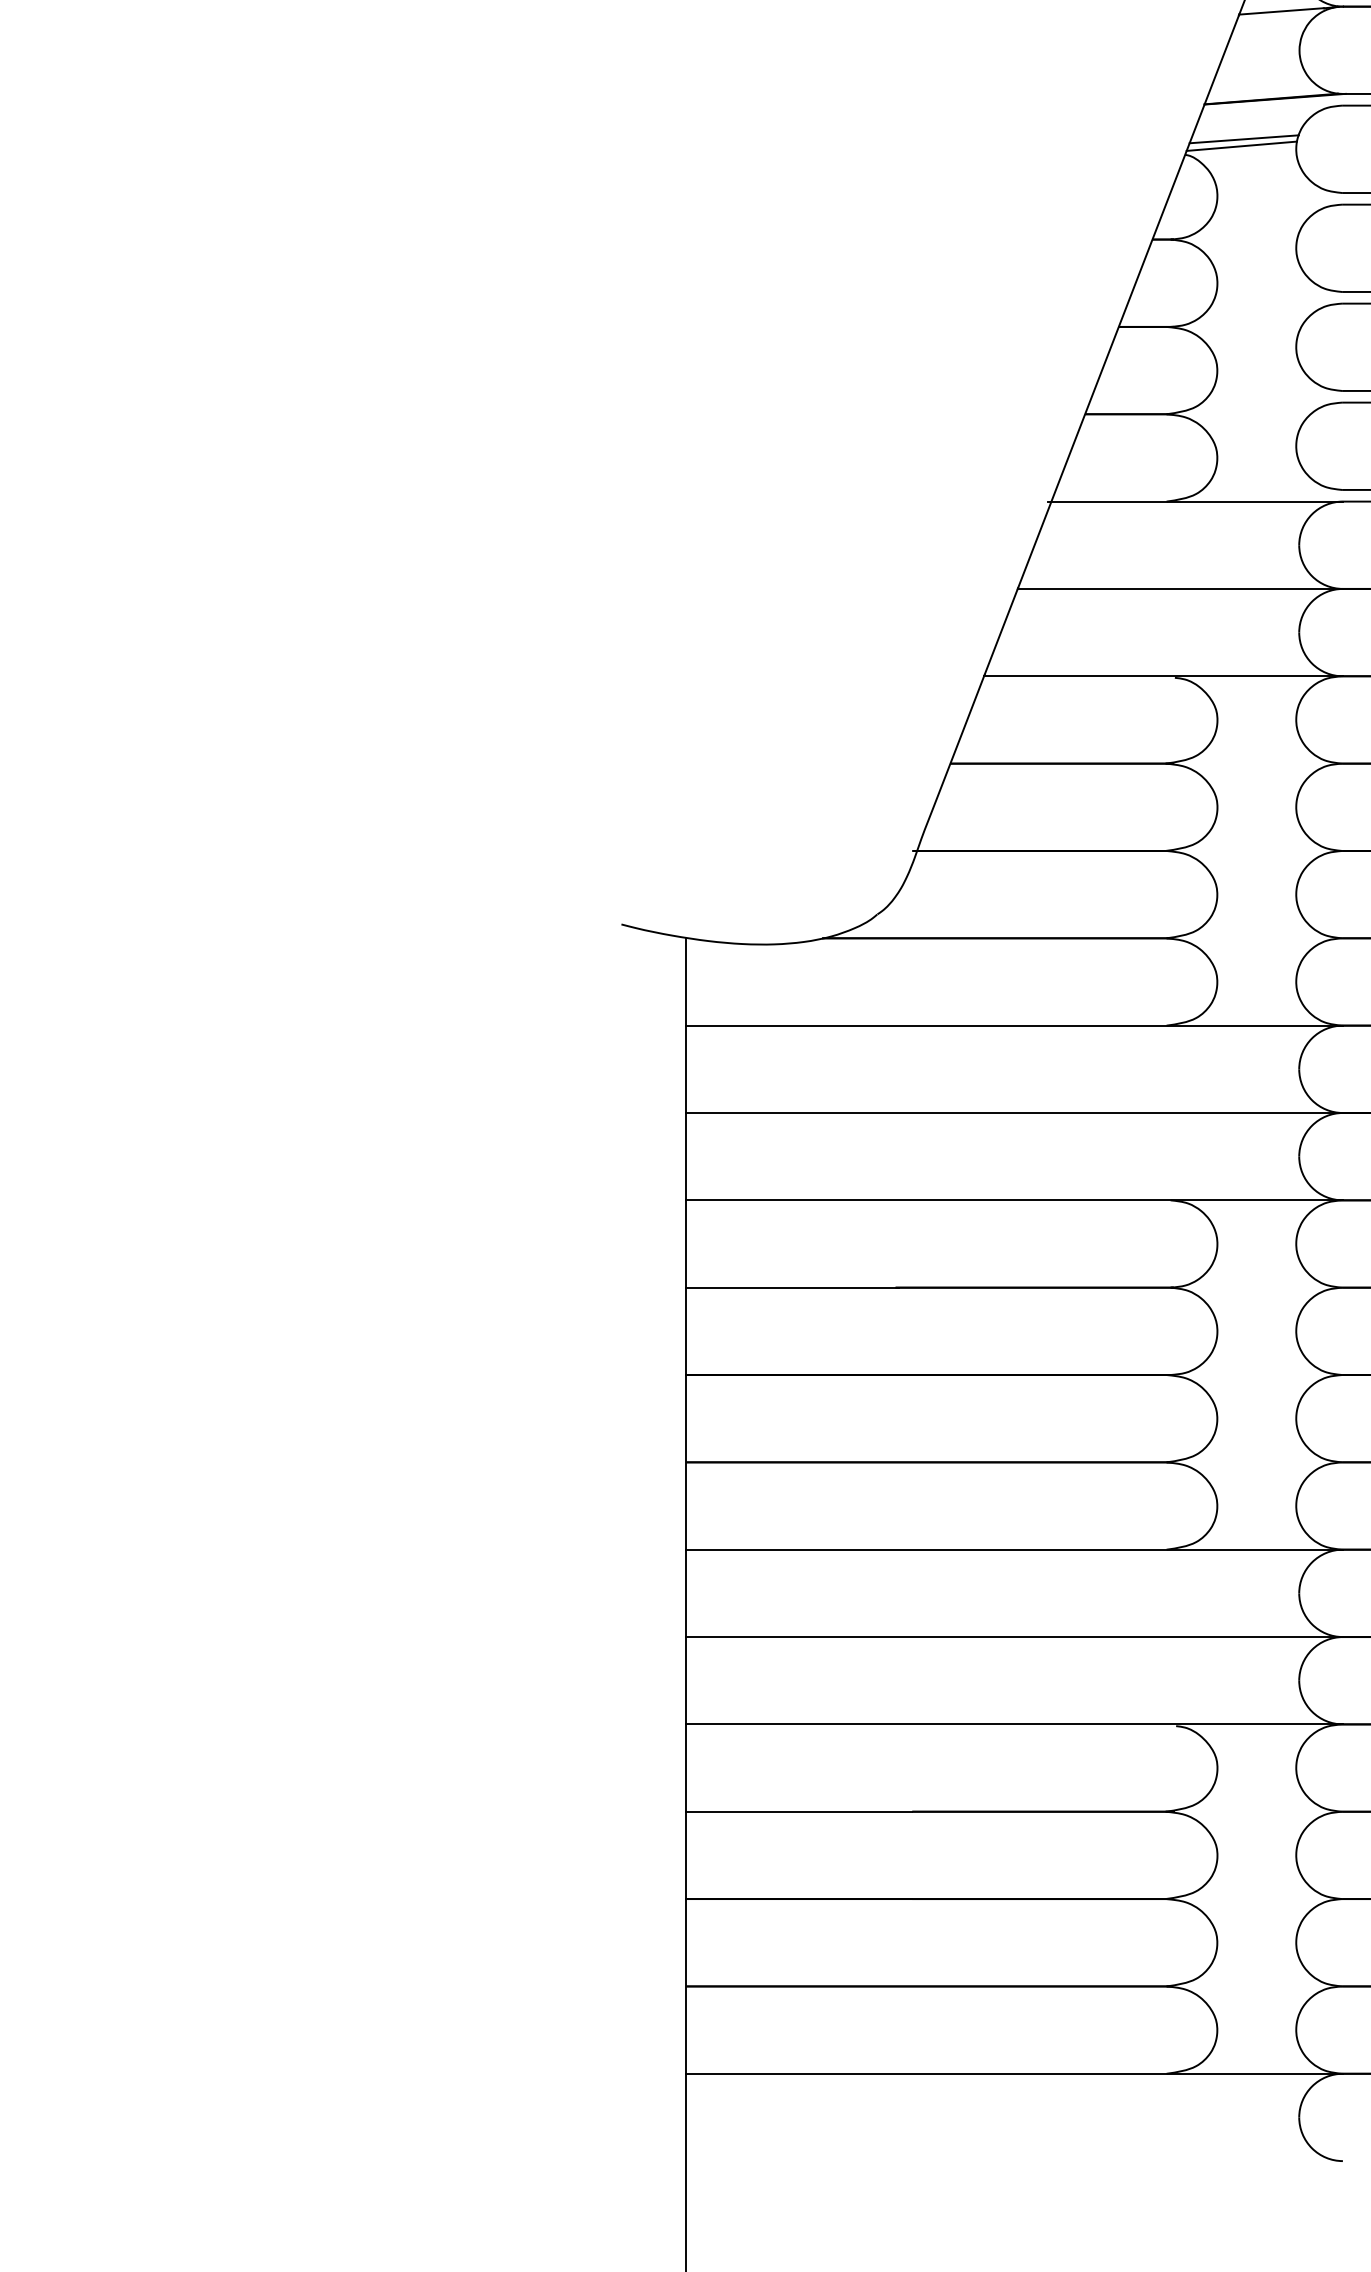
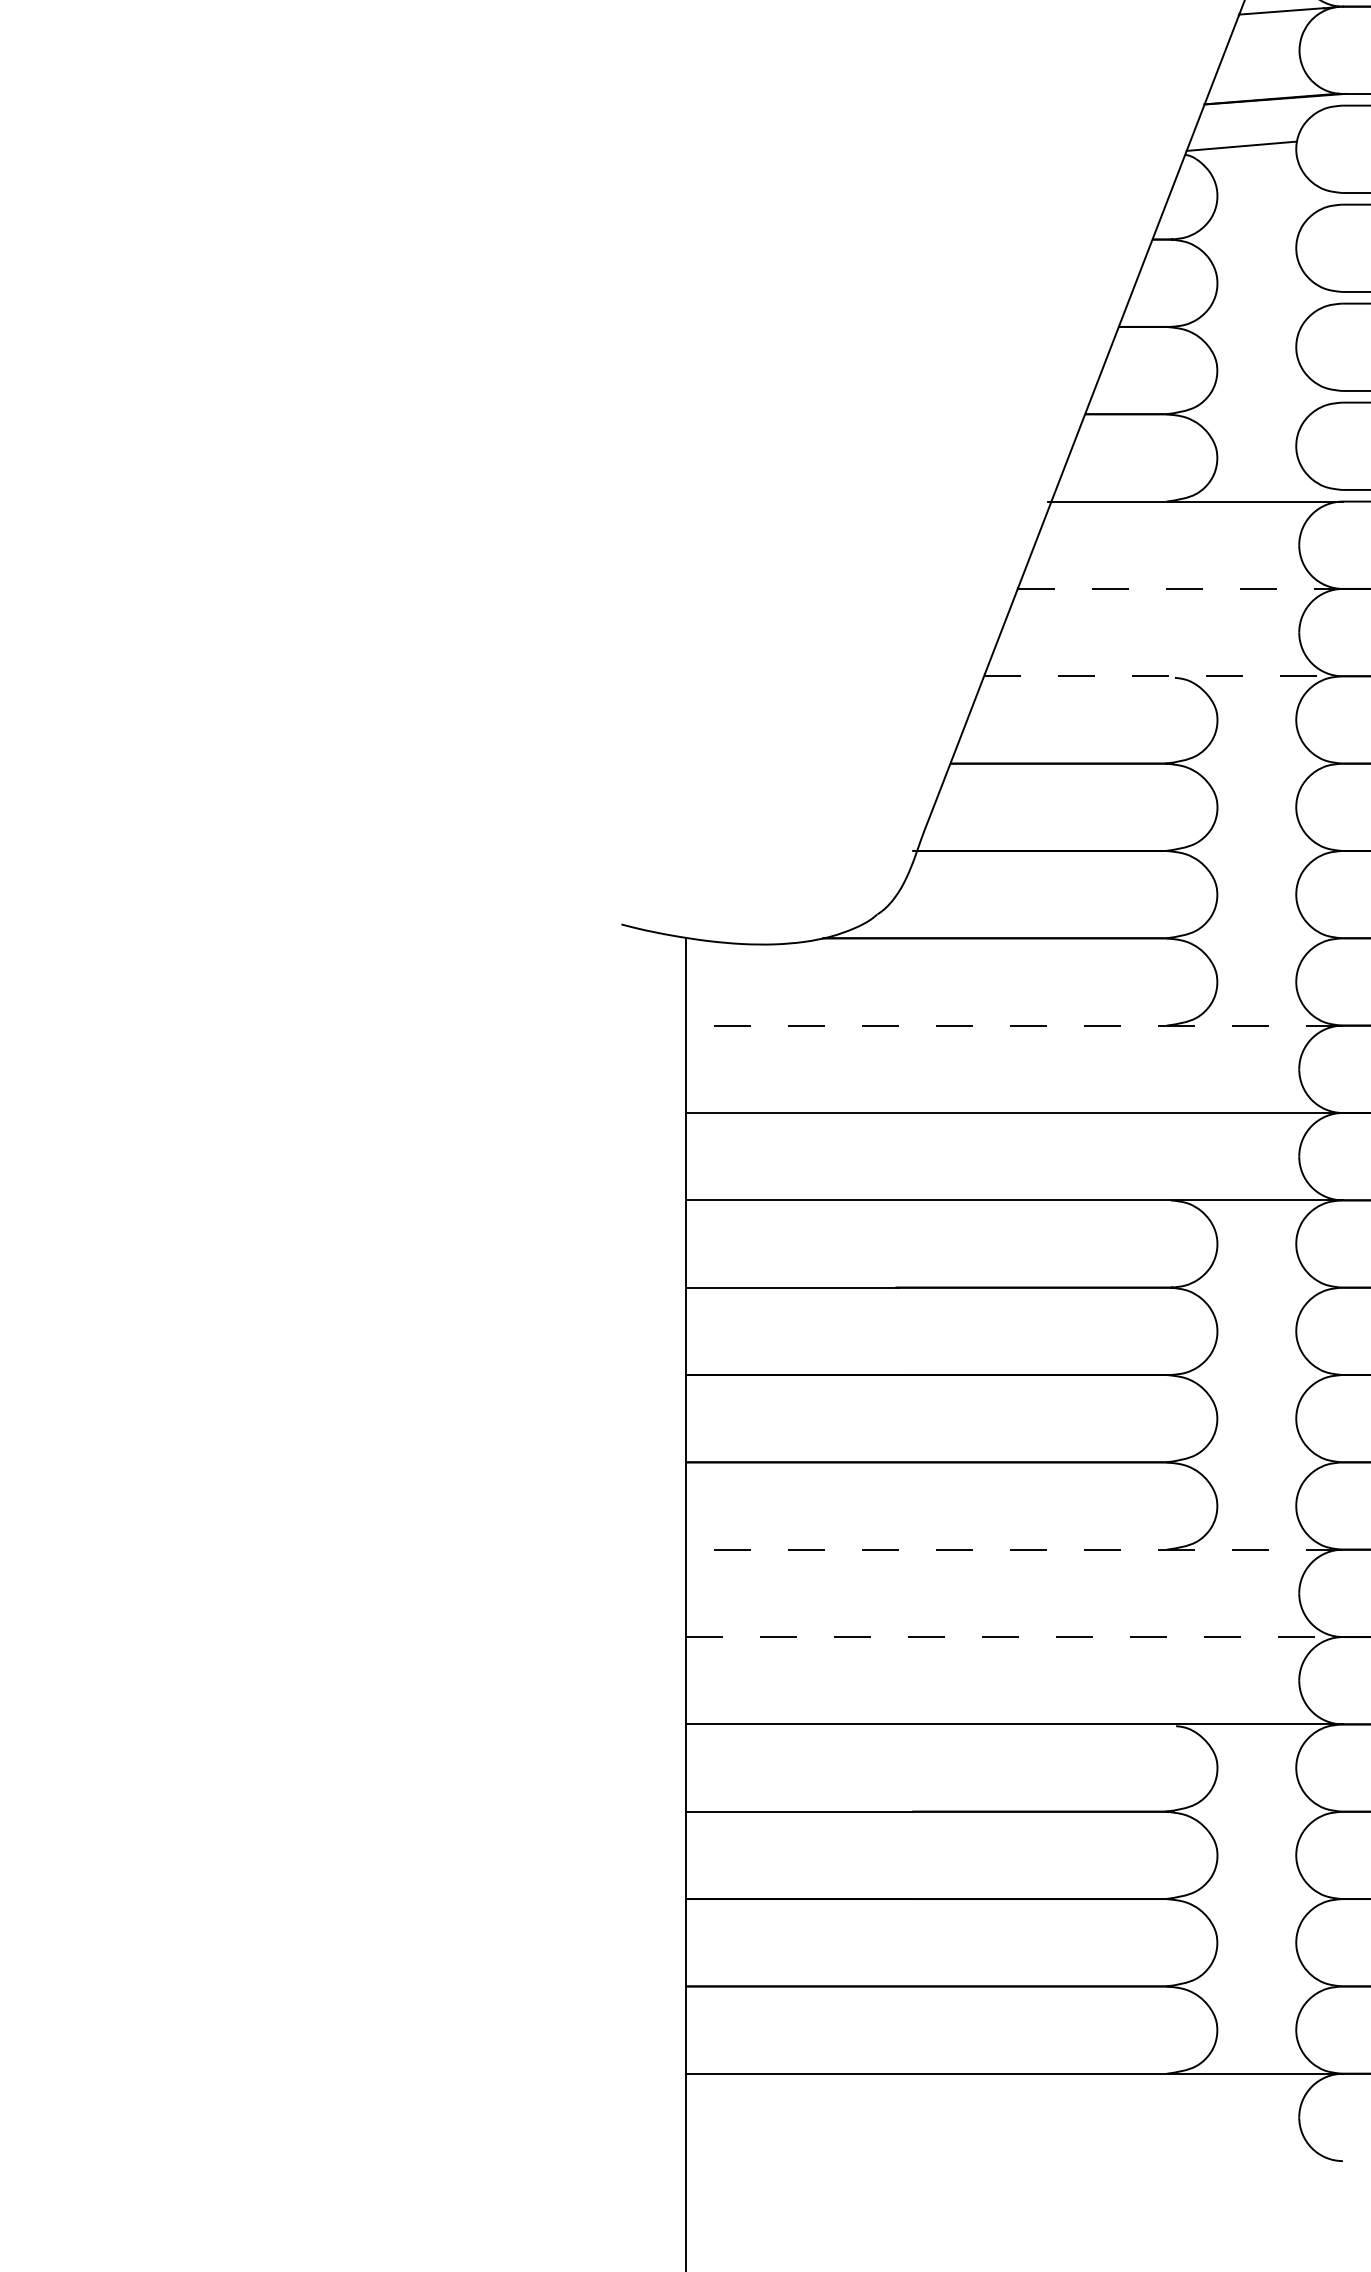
line: present -> none (1243, 139)
line: solid -> dashed (1180, 588)
line: solid -> dashed (1163, 676)
line: solid -> dashed (1014, 1025)
line: solid -> dashed (1014, 1549)
line: solid -> dashed (1015, 1637)
